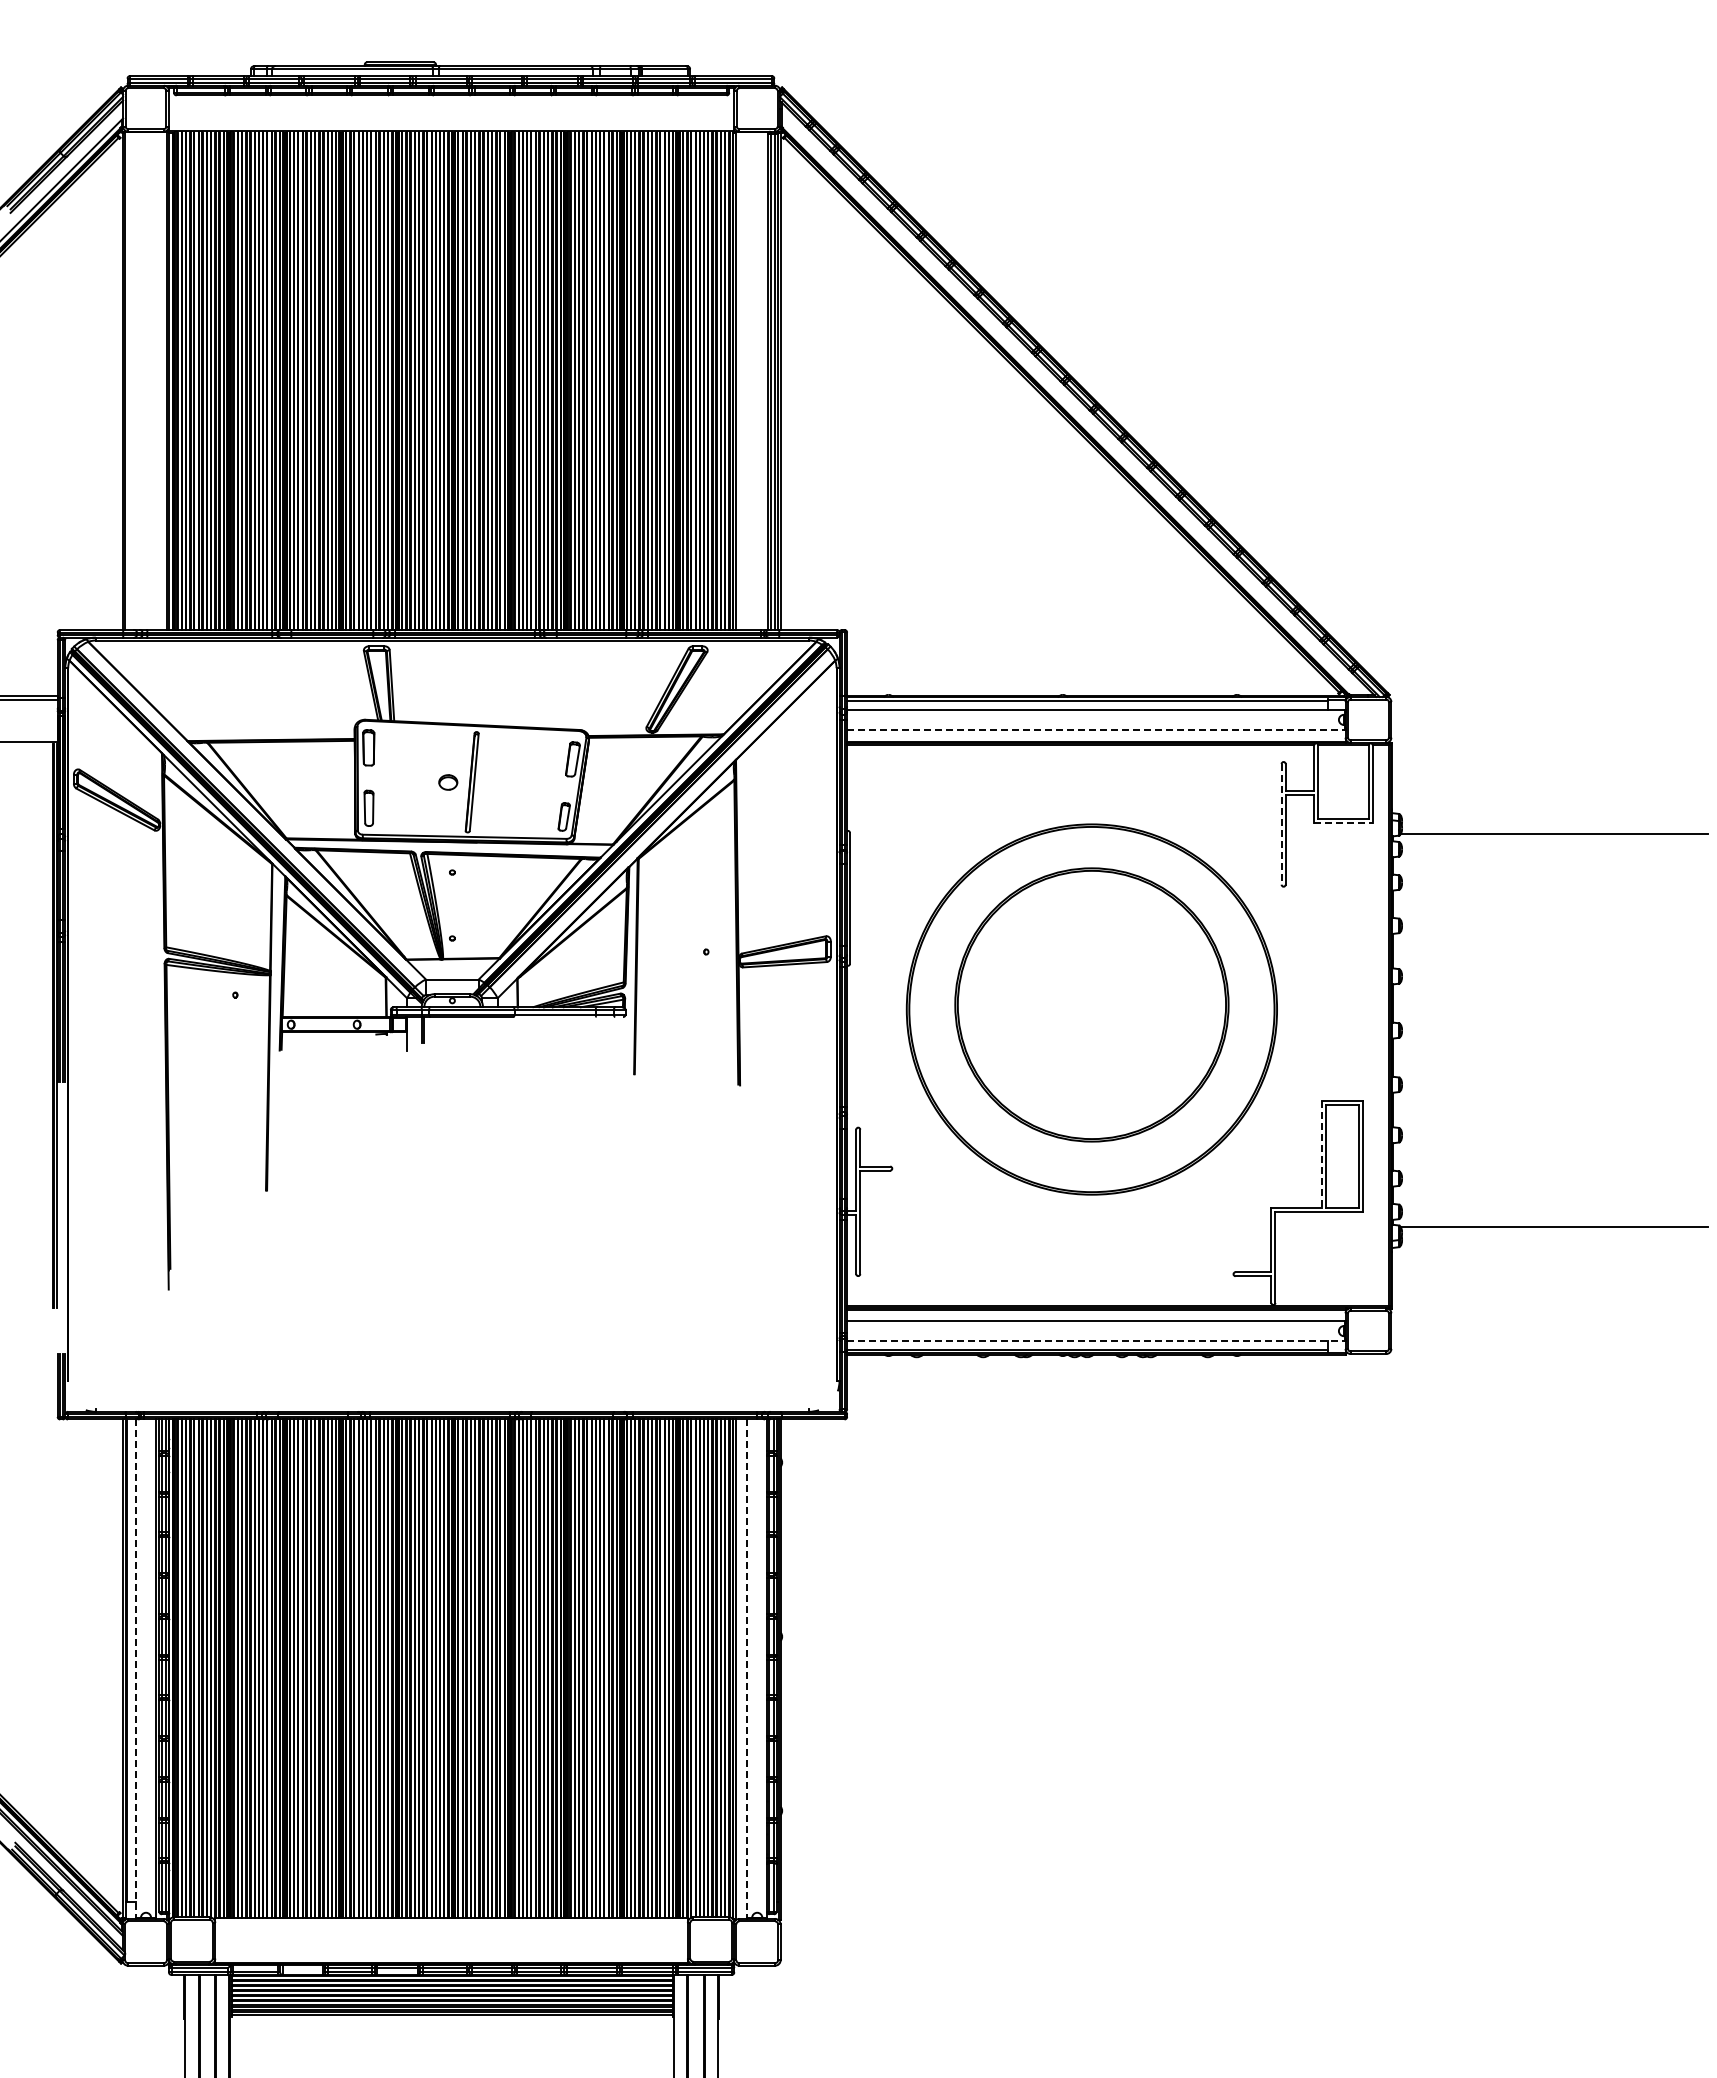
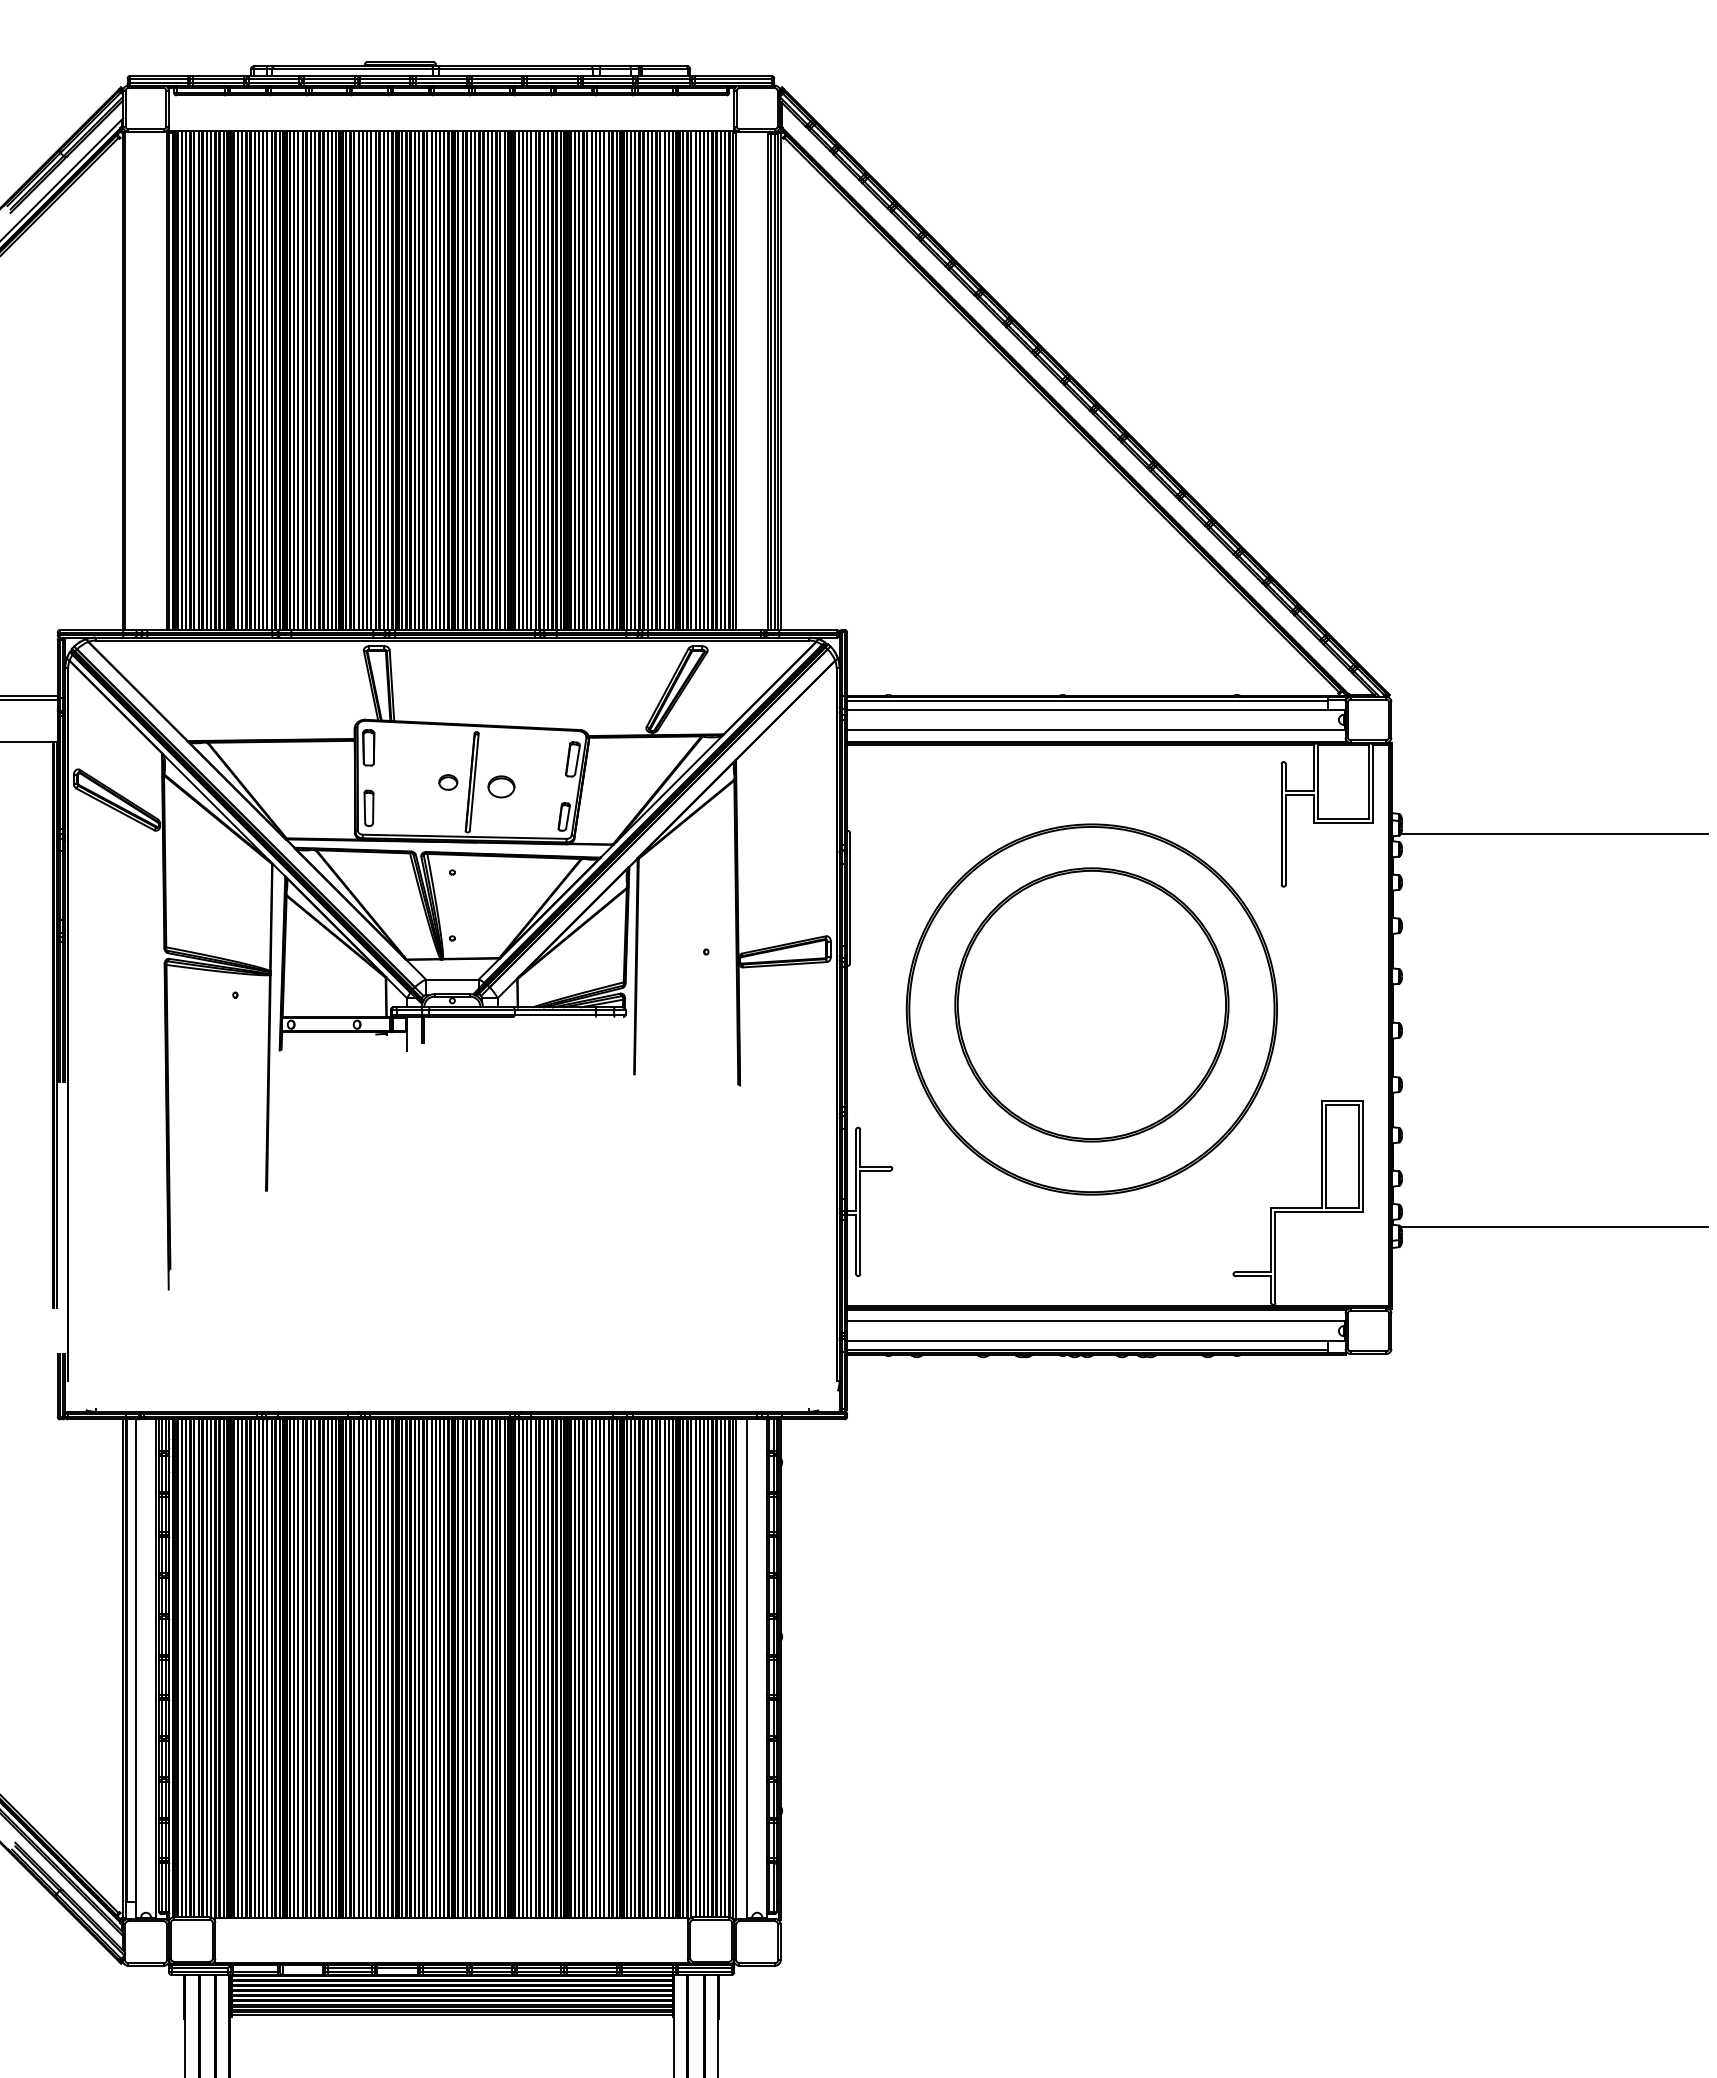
line: dashed -> solid (1095, 730)
part: none -> present (501, 786)
line: dashed -> solid (1344, 823)
line: dashed -> solid (1281, 824)
line: dashed -> solid (1321, 1154)
line: dashed -> solid (1095, 1341)
line: dashed -> solid (135, 1669)
line: dashed -> solid (747, 1669)
